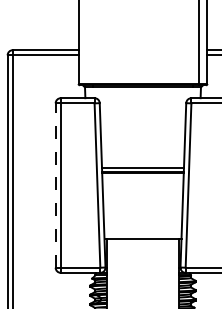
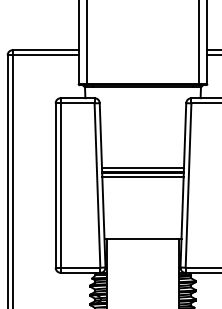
line: none -> present (86, 43)
line: none -> present (142, 177)
line: dashed -> solid (55, 185)
